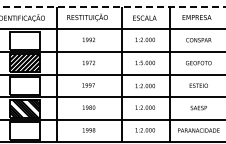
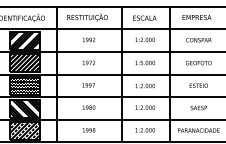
line: dashed -> solid (112, 6)
hatch: none -> present (24, 40)
hatch: none -> present (24, 85)
hatch: none -> present (24, 131)
